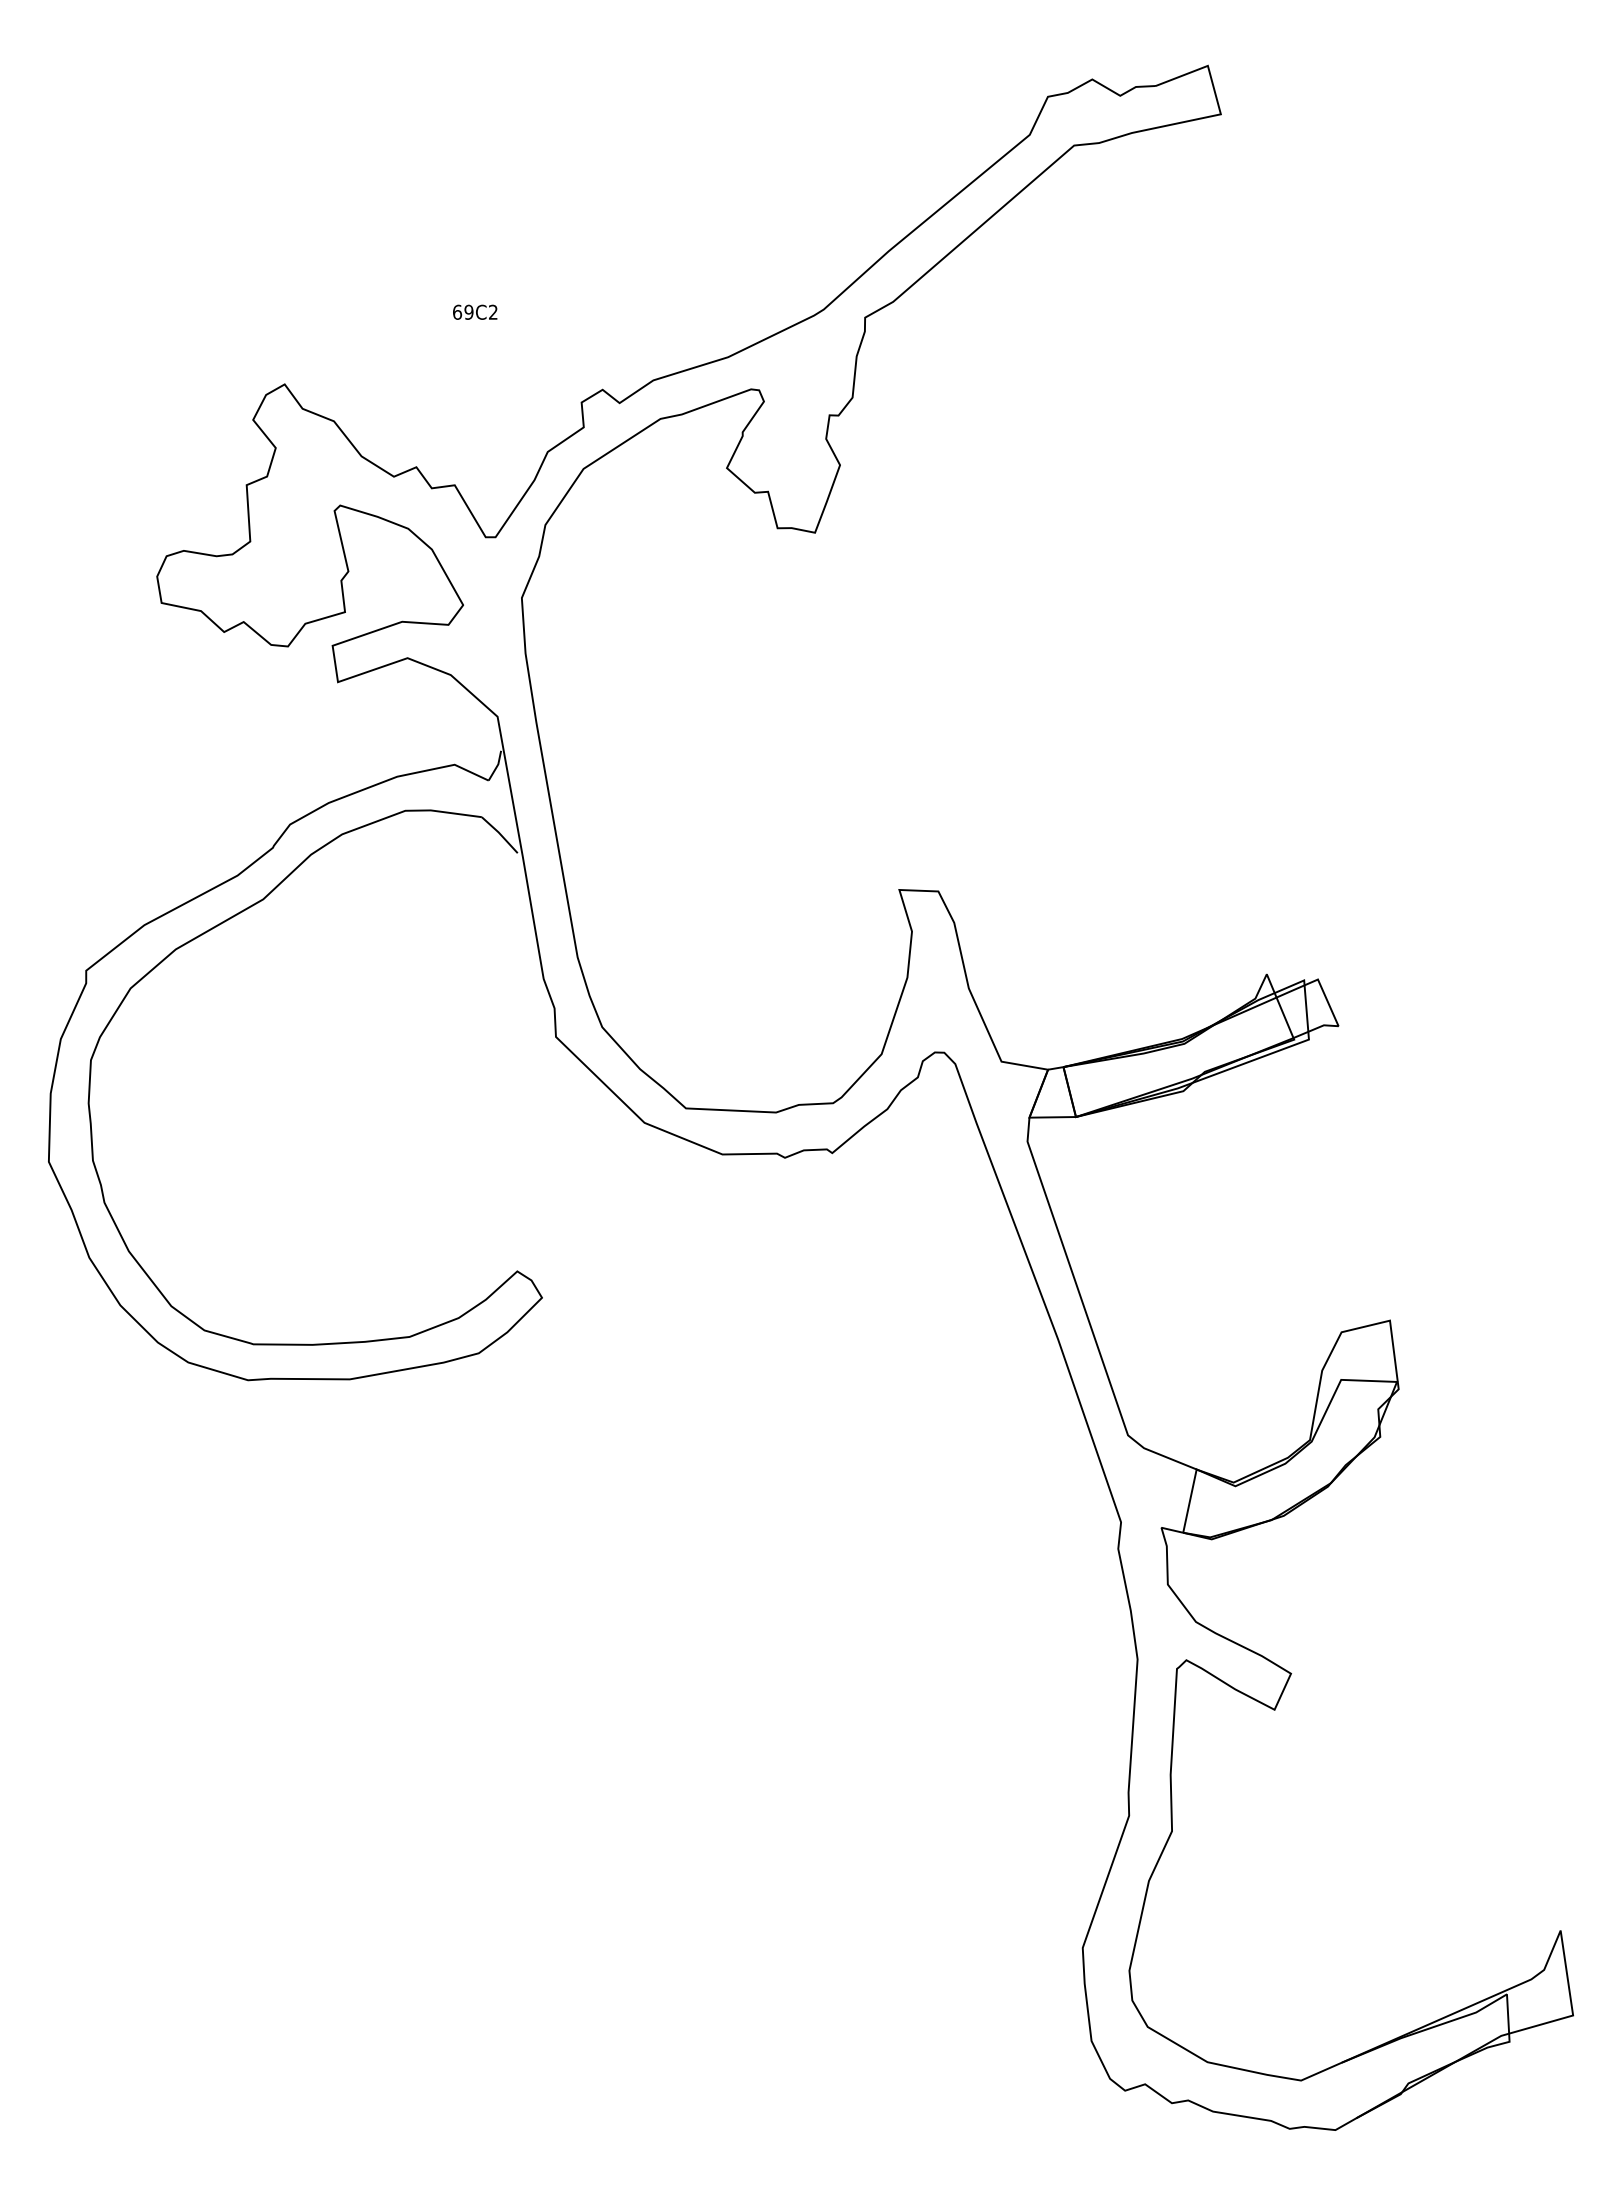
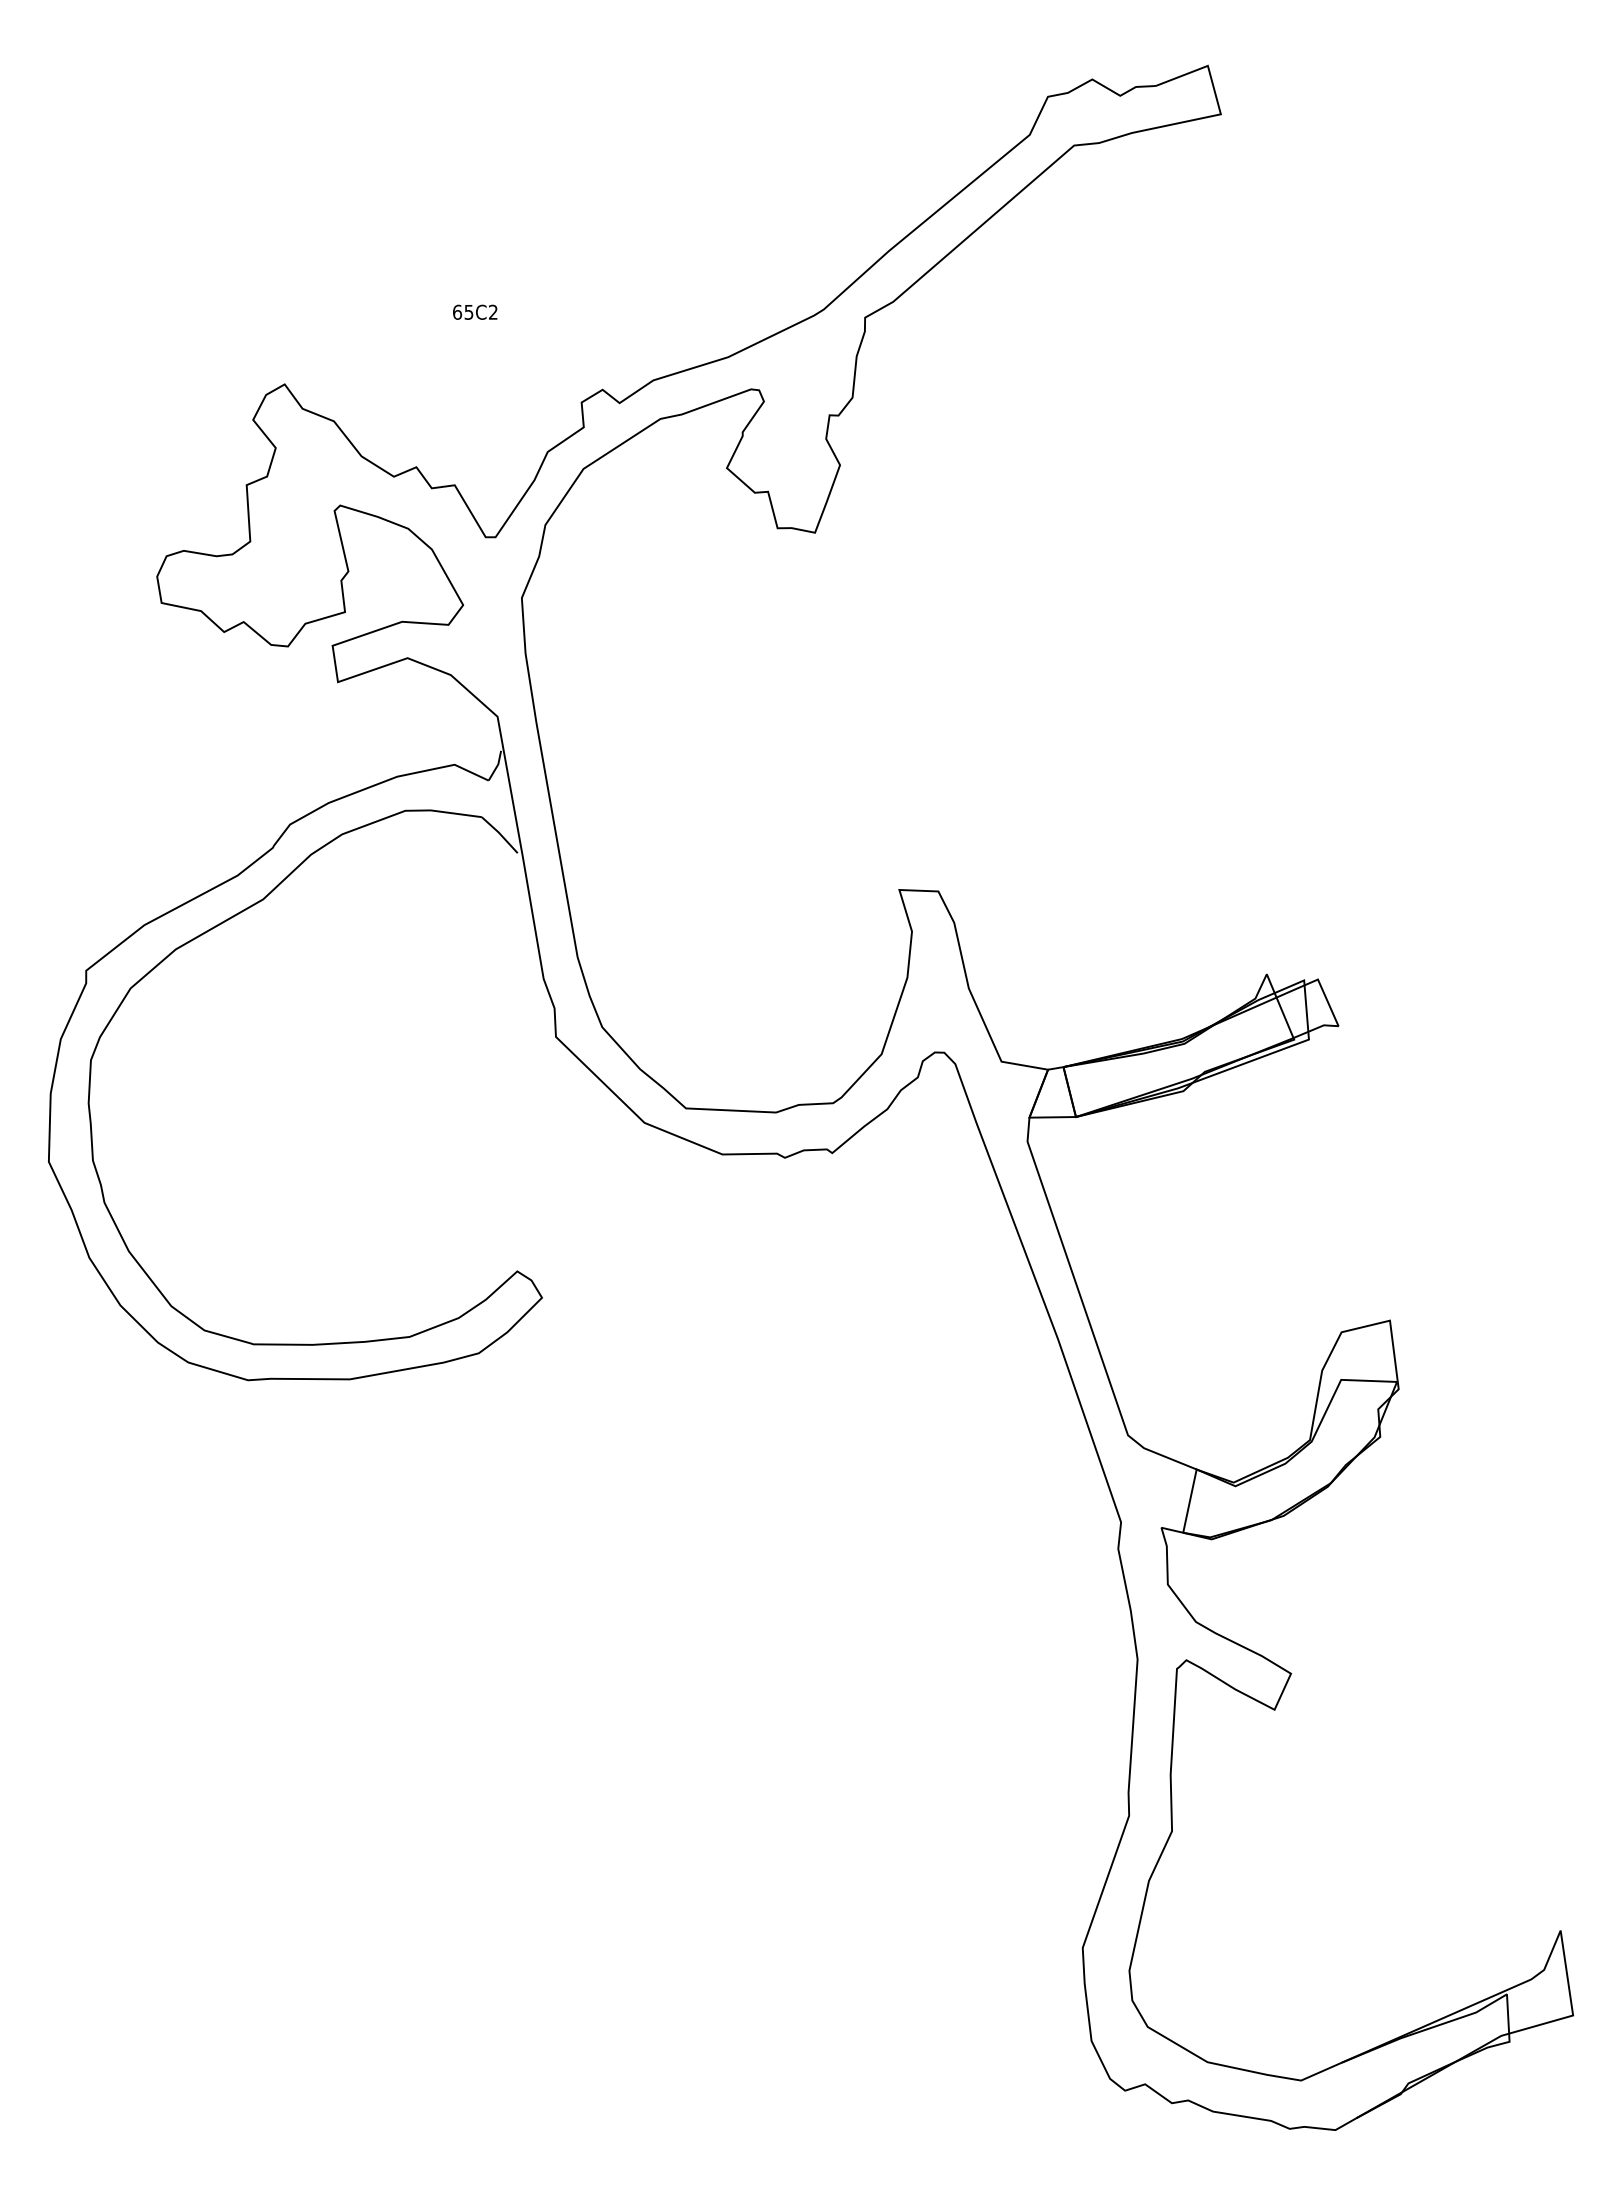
text: 69C2 -> 65C2 (468, 311)
